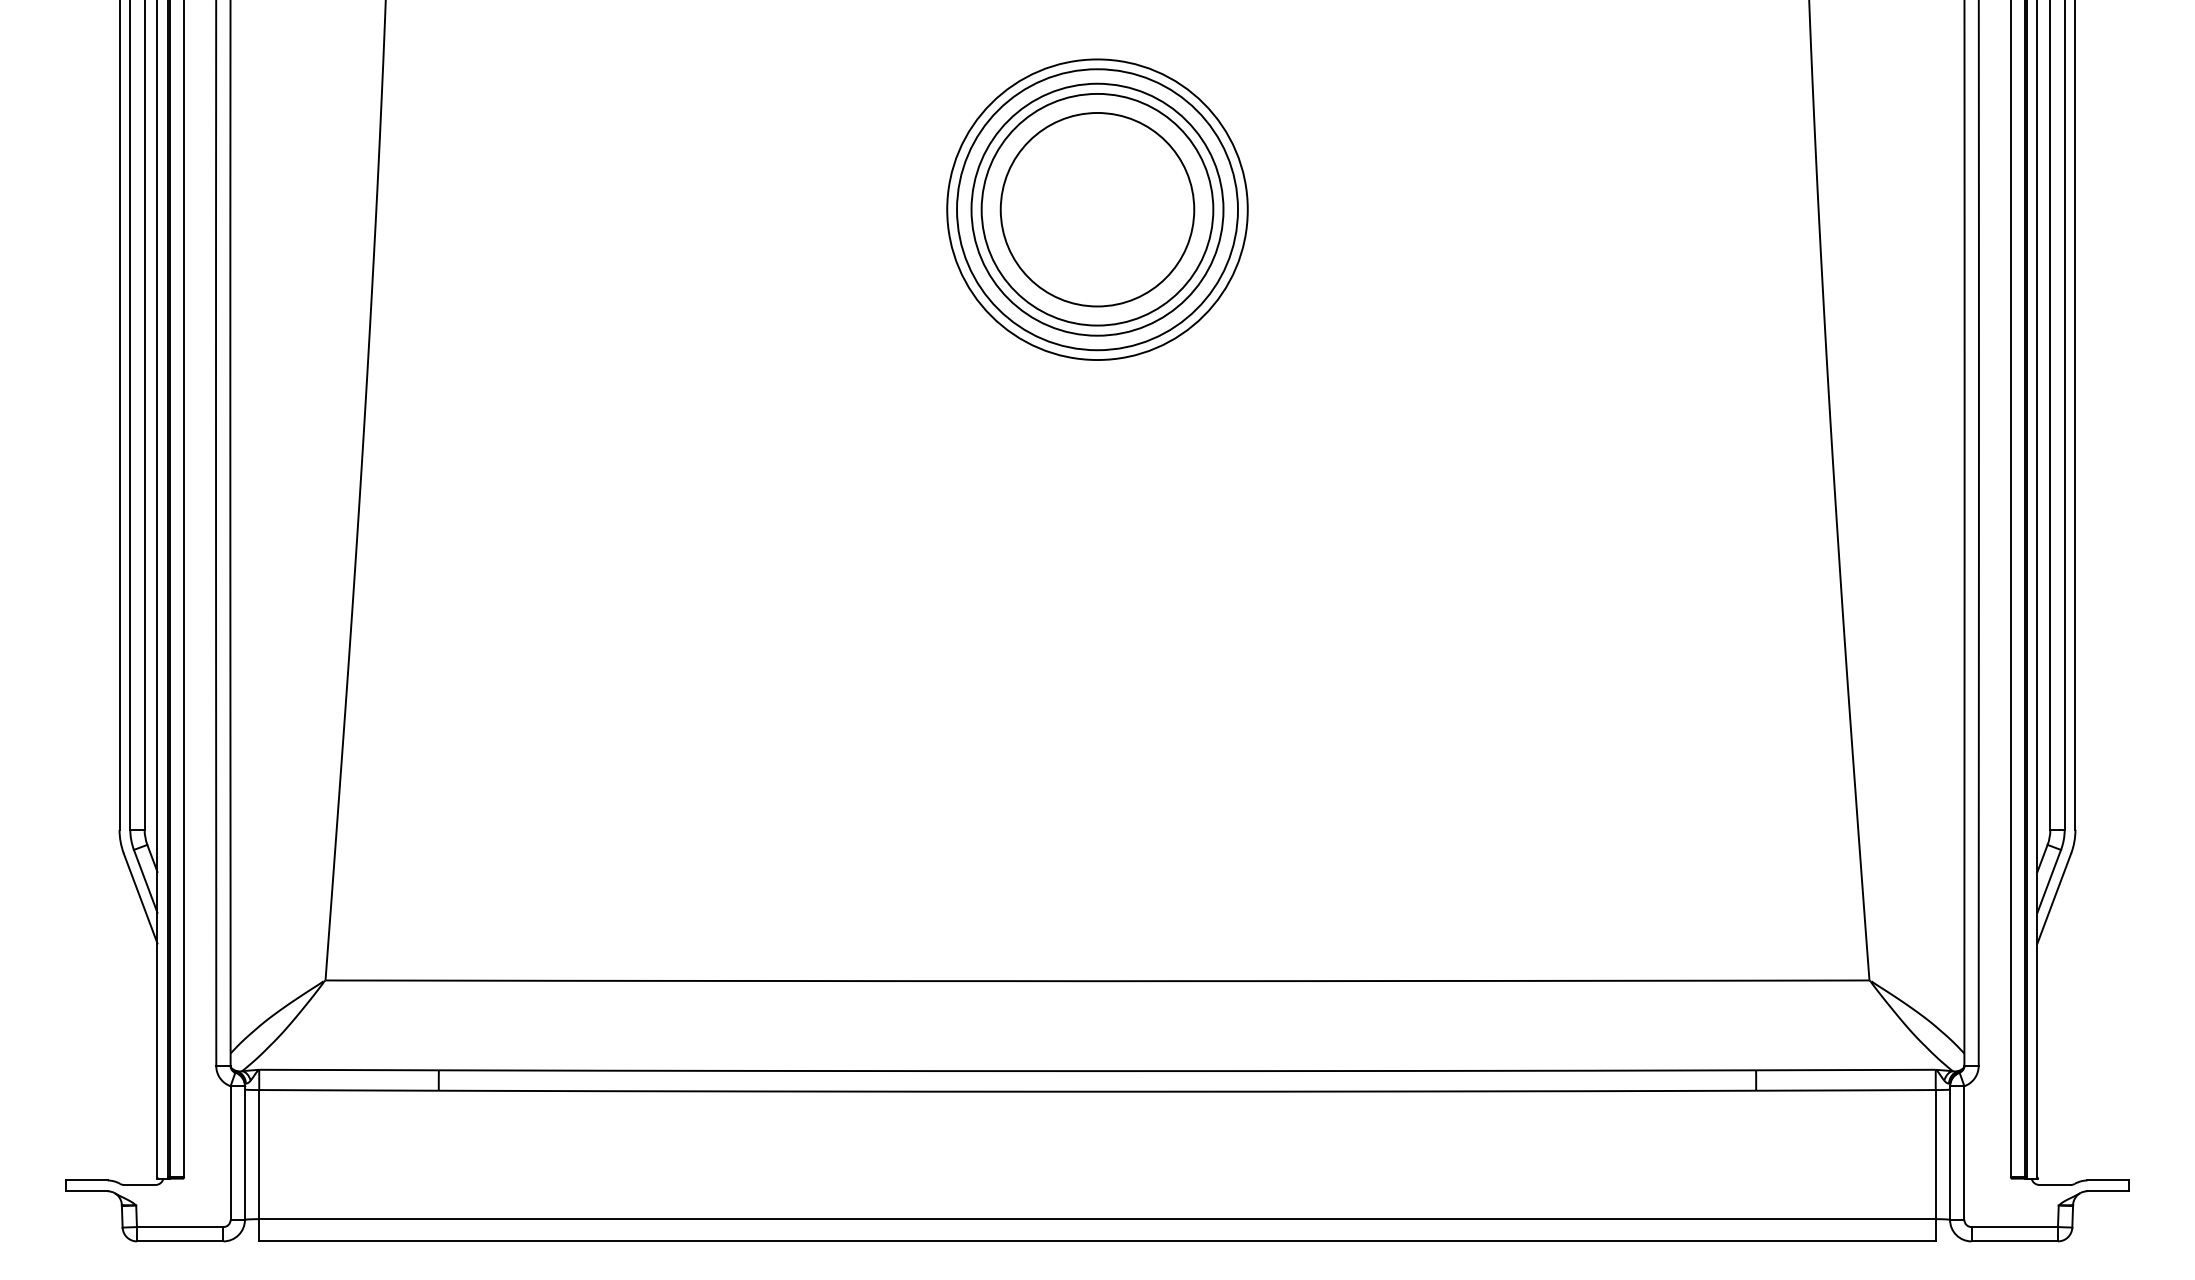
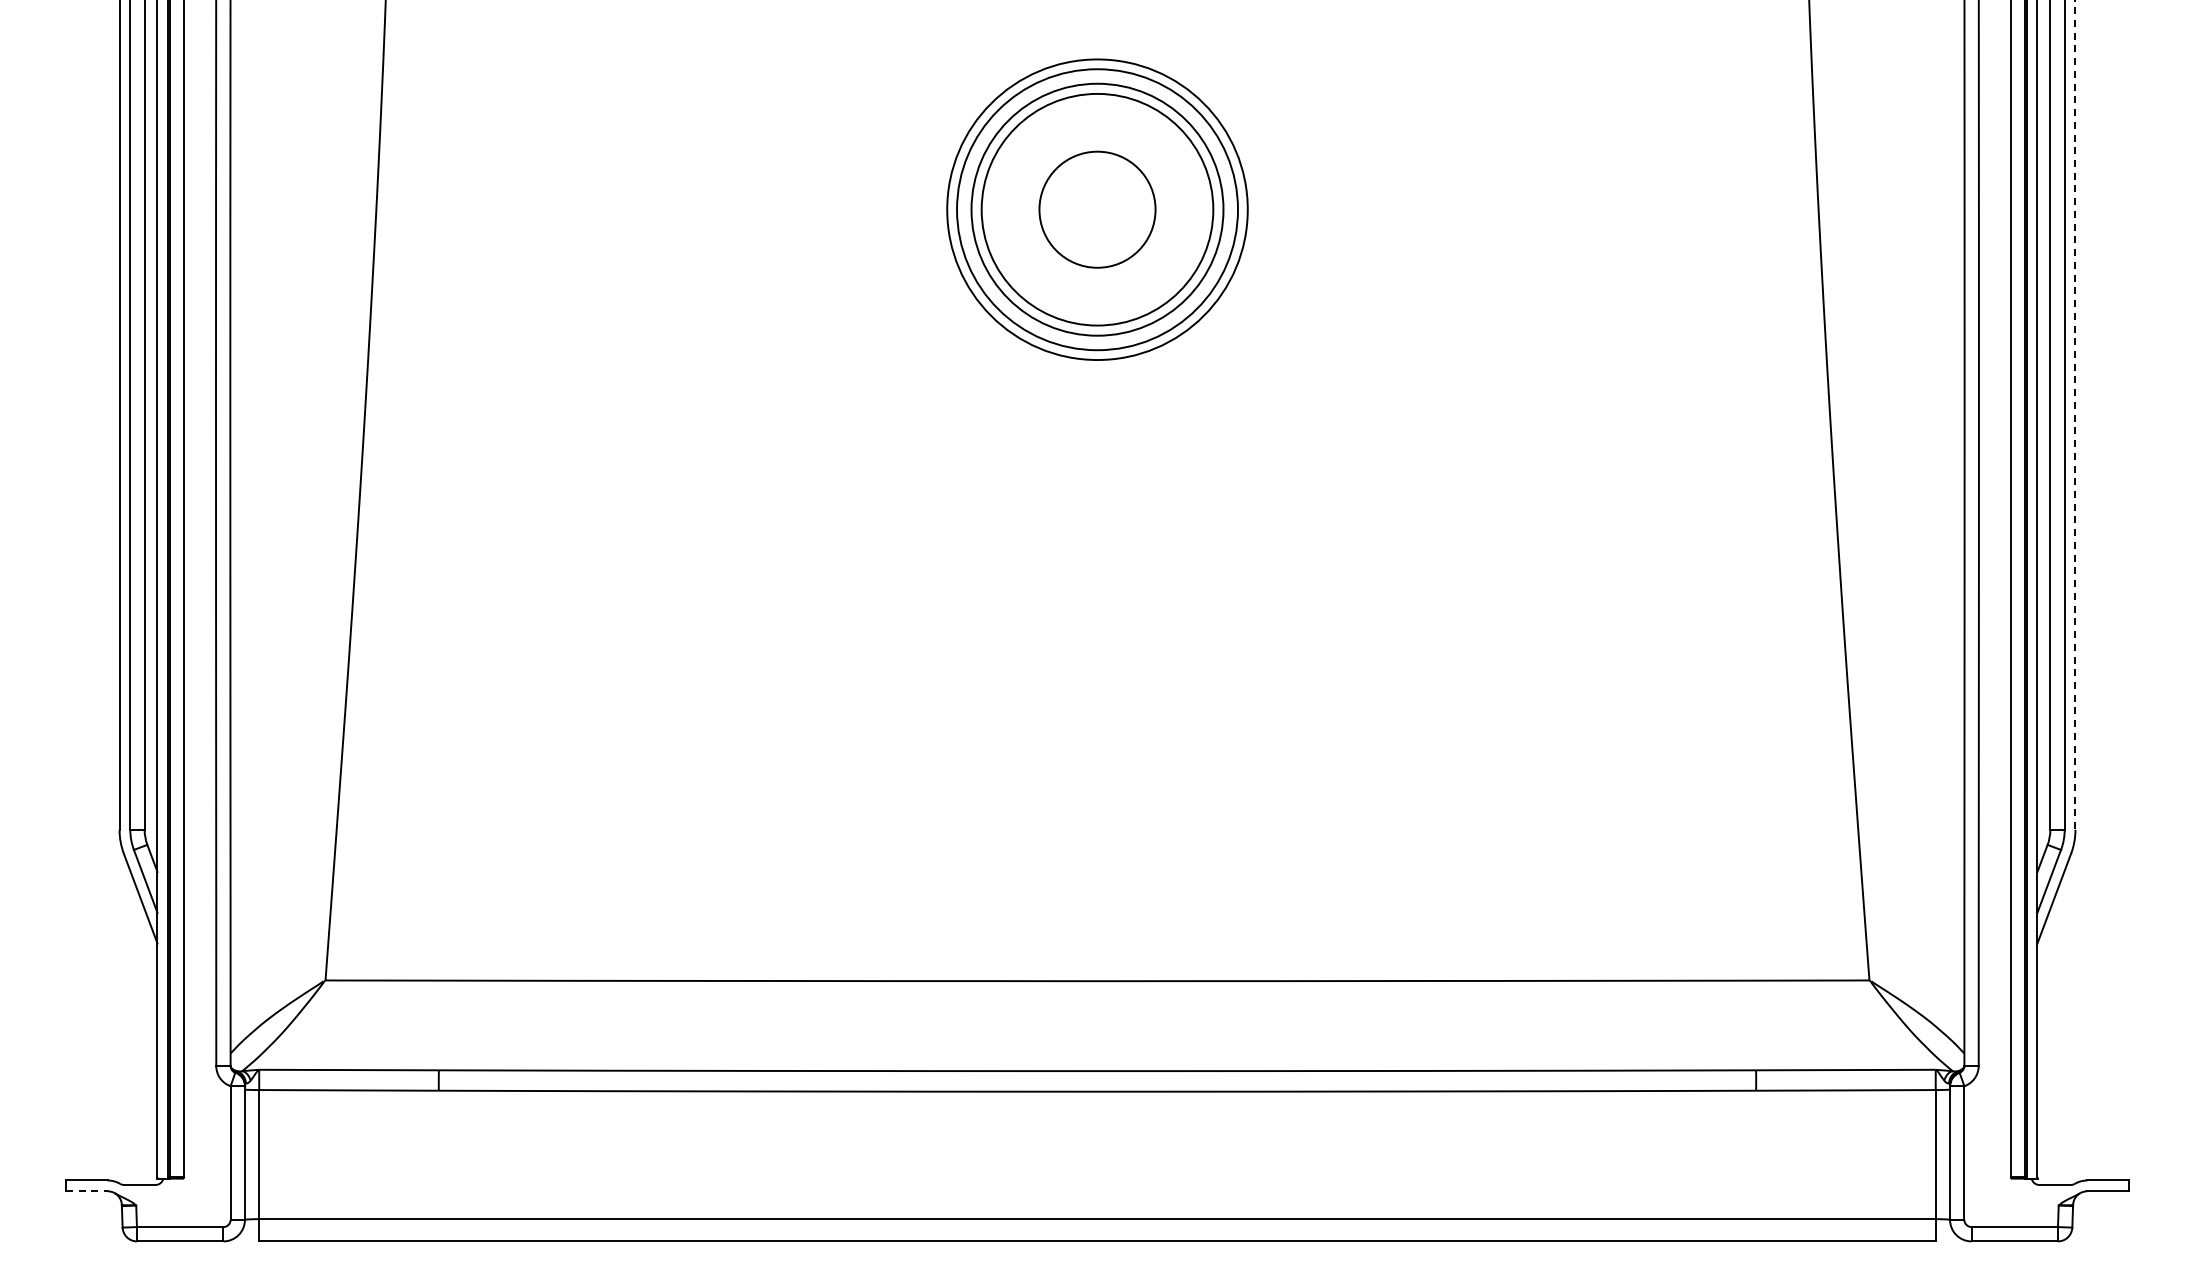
circle diameter: 193 px -> 116 px (1097, 209)
line: solid -> dashed (2075, 415)
line: solid -> dashed (86, 1191)
